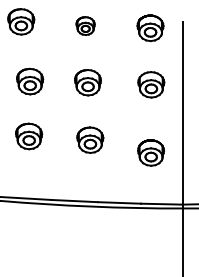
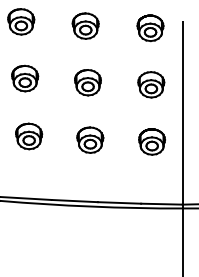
part size: 21x20 px -> 29x28 px (85, 25)
part position: (30, 81) -> (25, 78) (25, 78)
part position: (150, 152) -> (151, 141) (151, 141)
